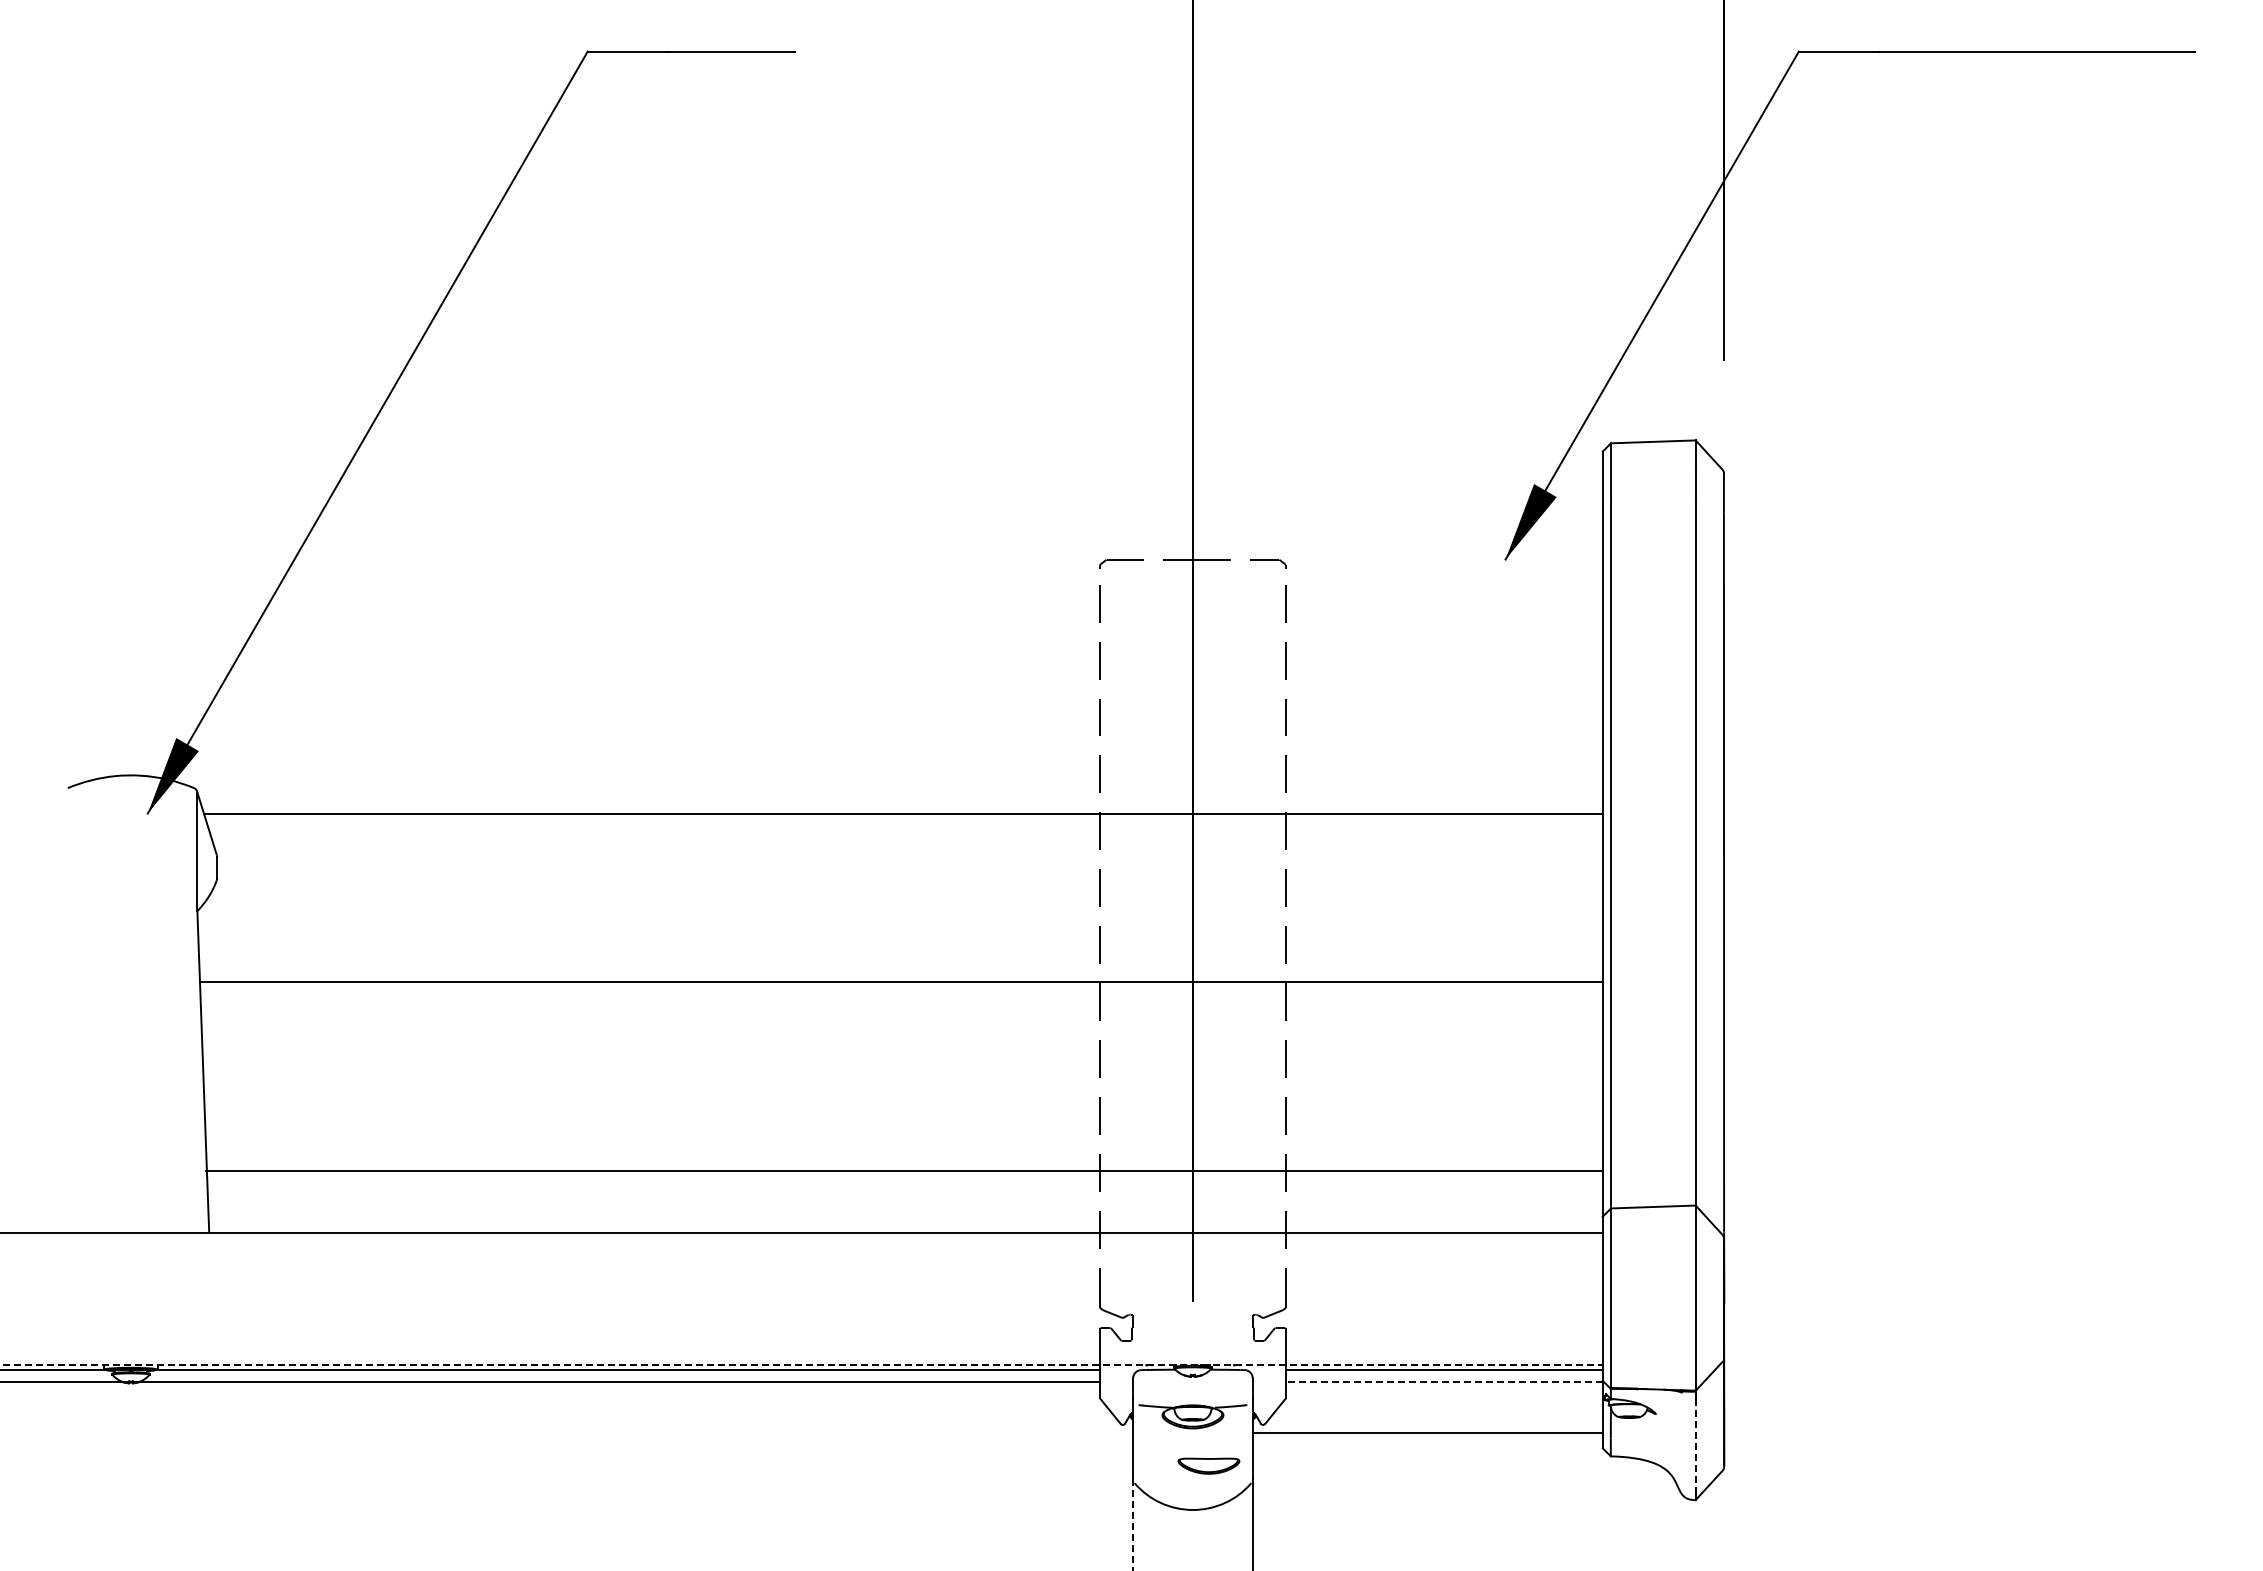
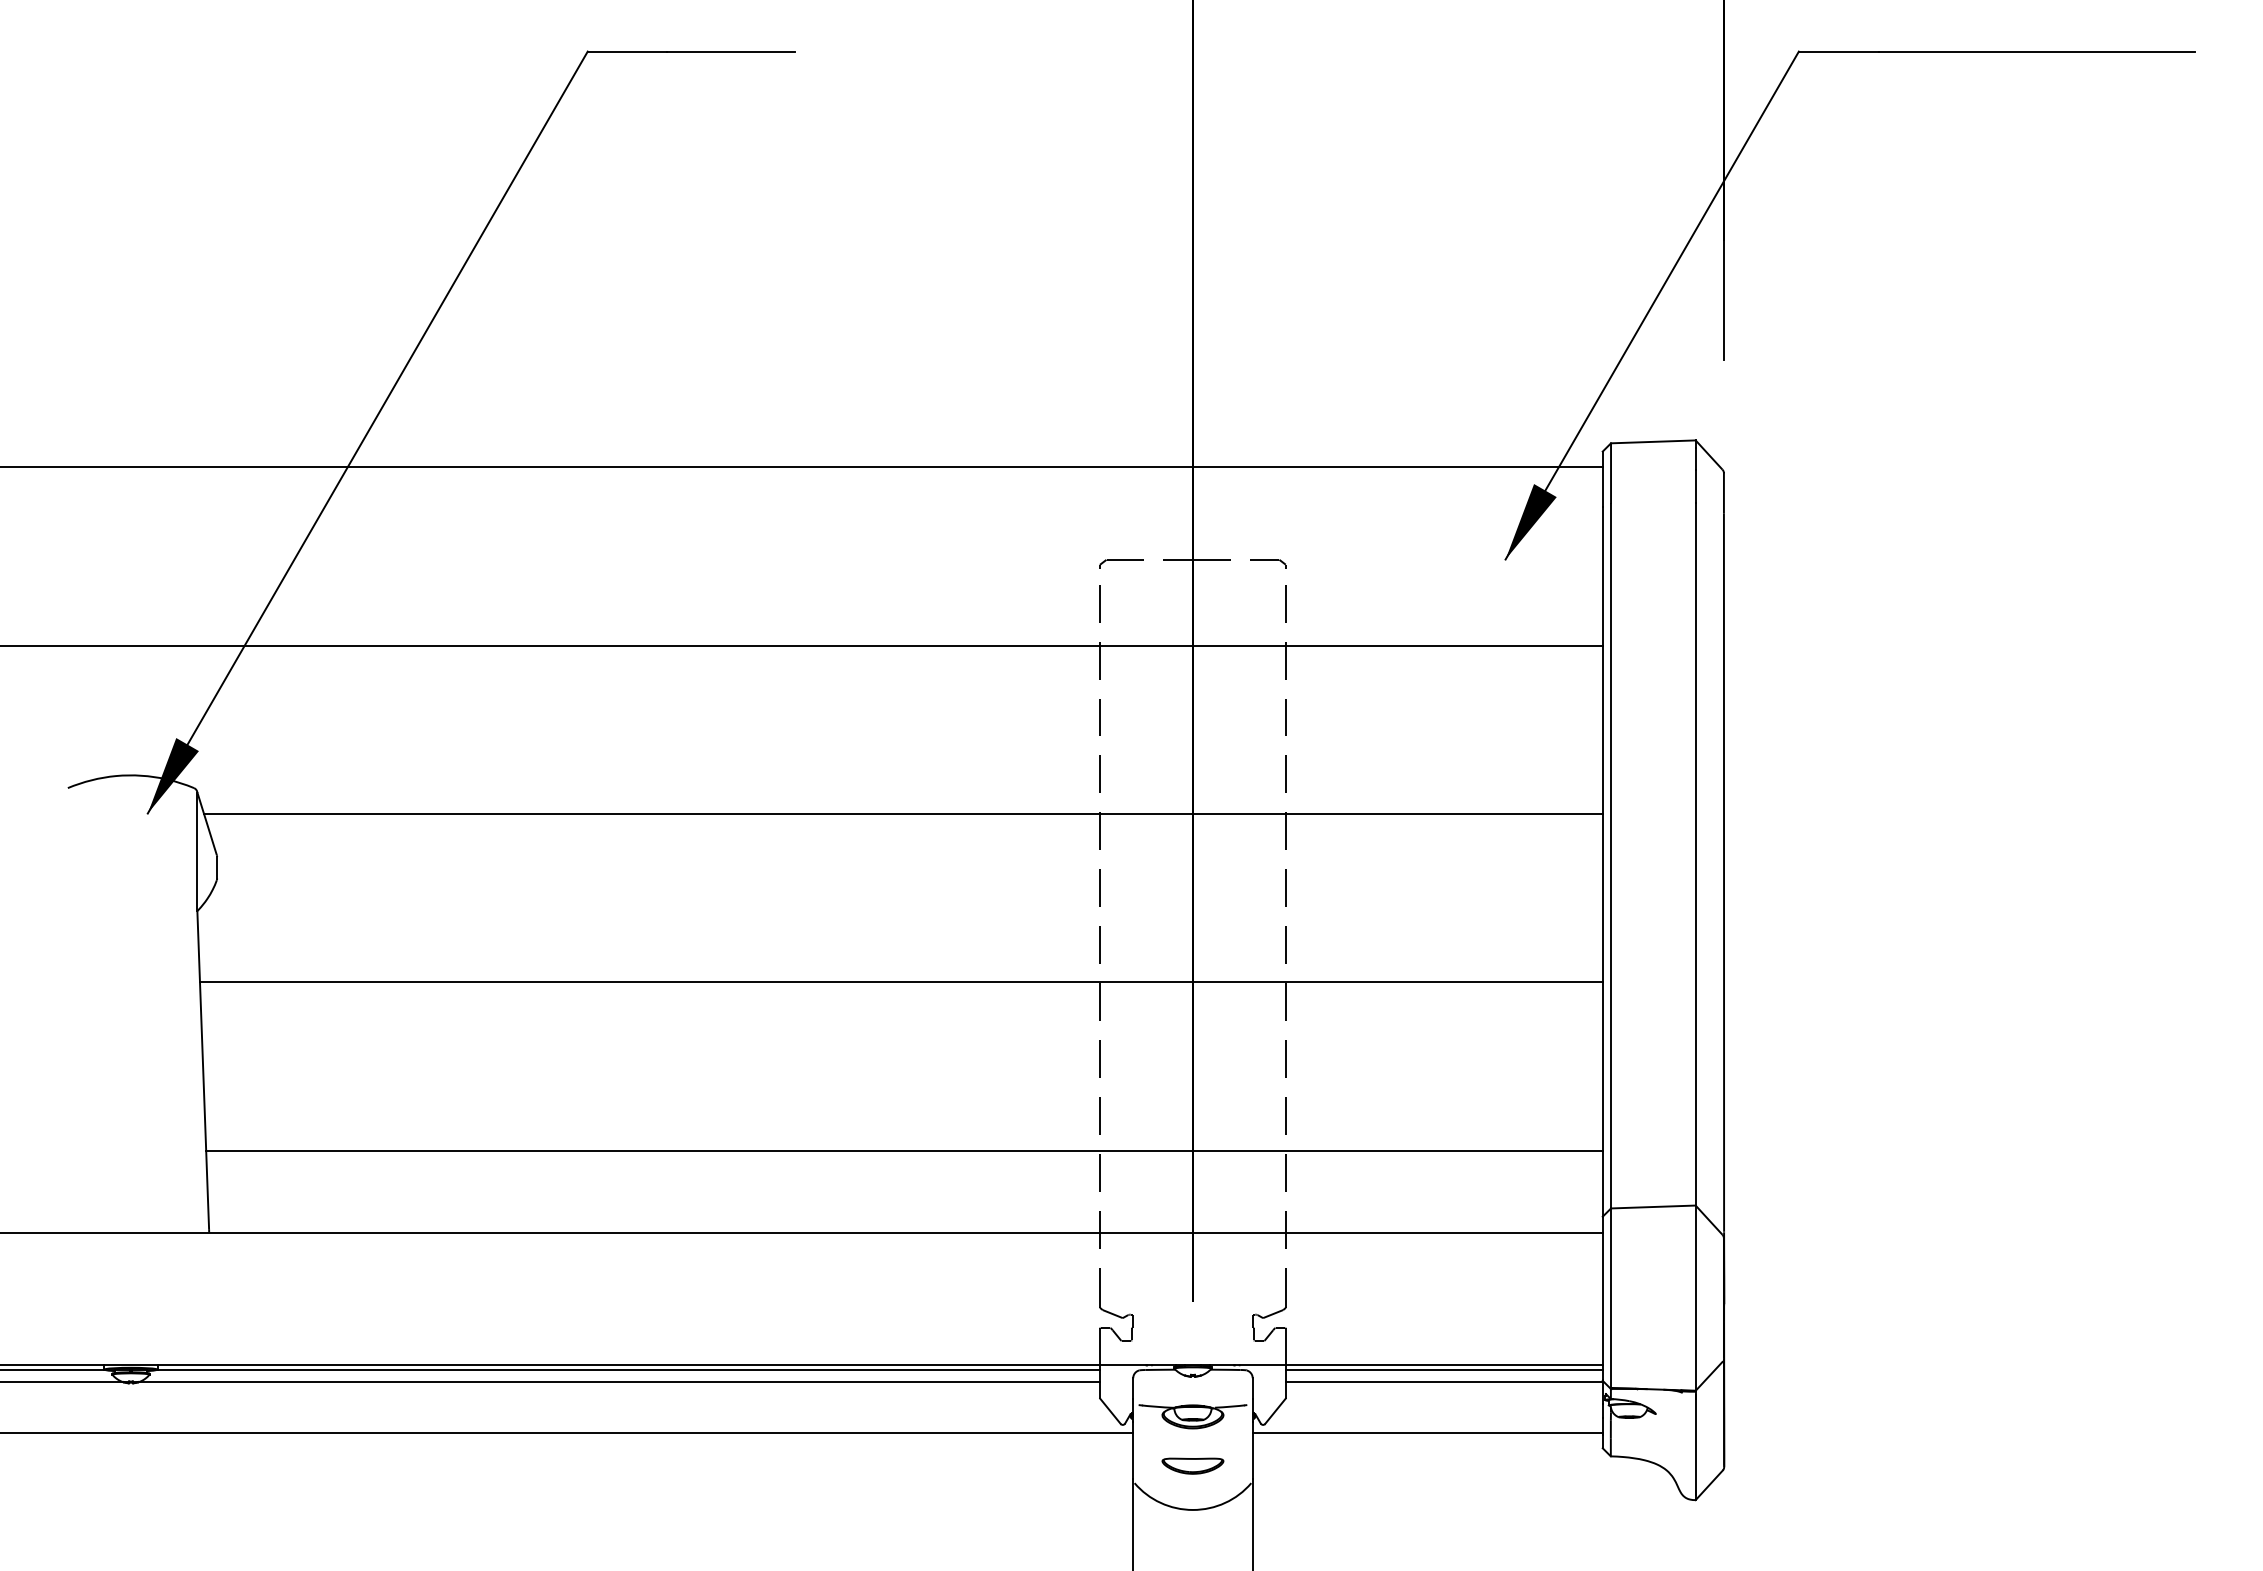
line: none -> present (802, 467)
line: none -> present (802, 646)
line position: (904, 1170) -> (904, 1150) (904, 1150)
line: dashed -> solid (801, 1365)
line: dashed -> solid (1443, 1382)
line: none -> present (567, 1432)
line: dashed -> solid (1695, 1445)
part position: (1208, 1465) -> (1192, 1465) (1192, 1465)
line: dashed -> solid (1133, 1525)
